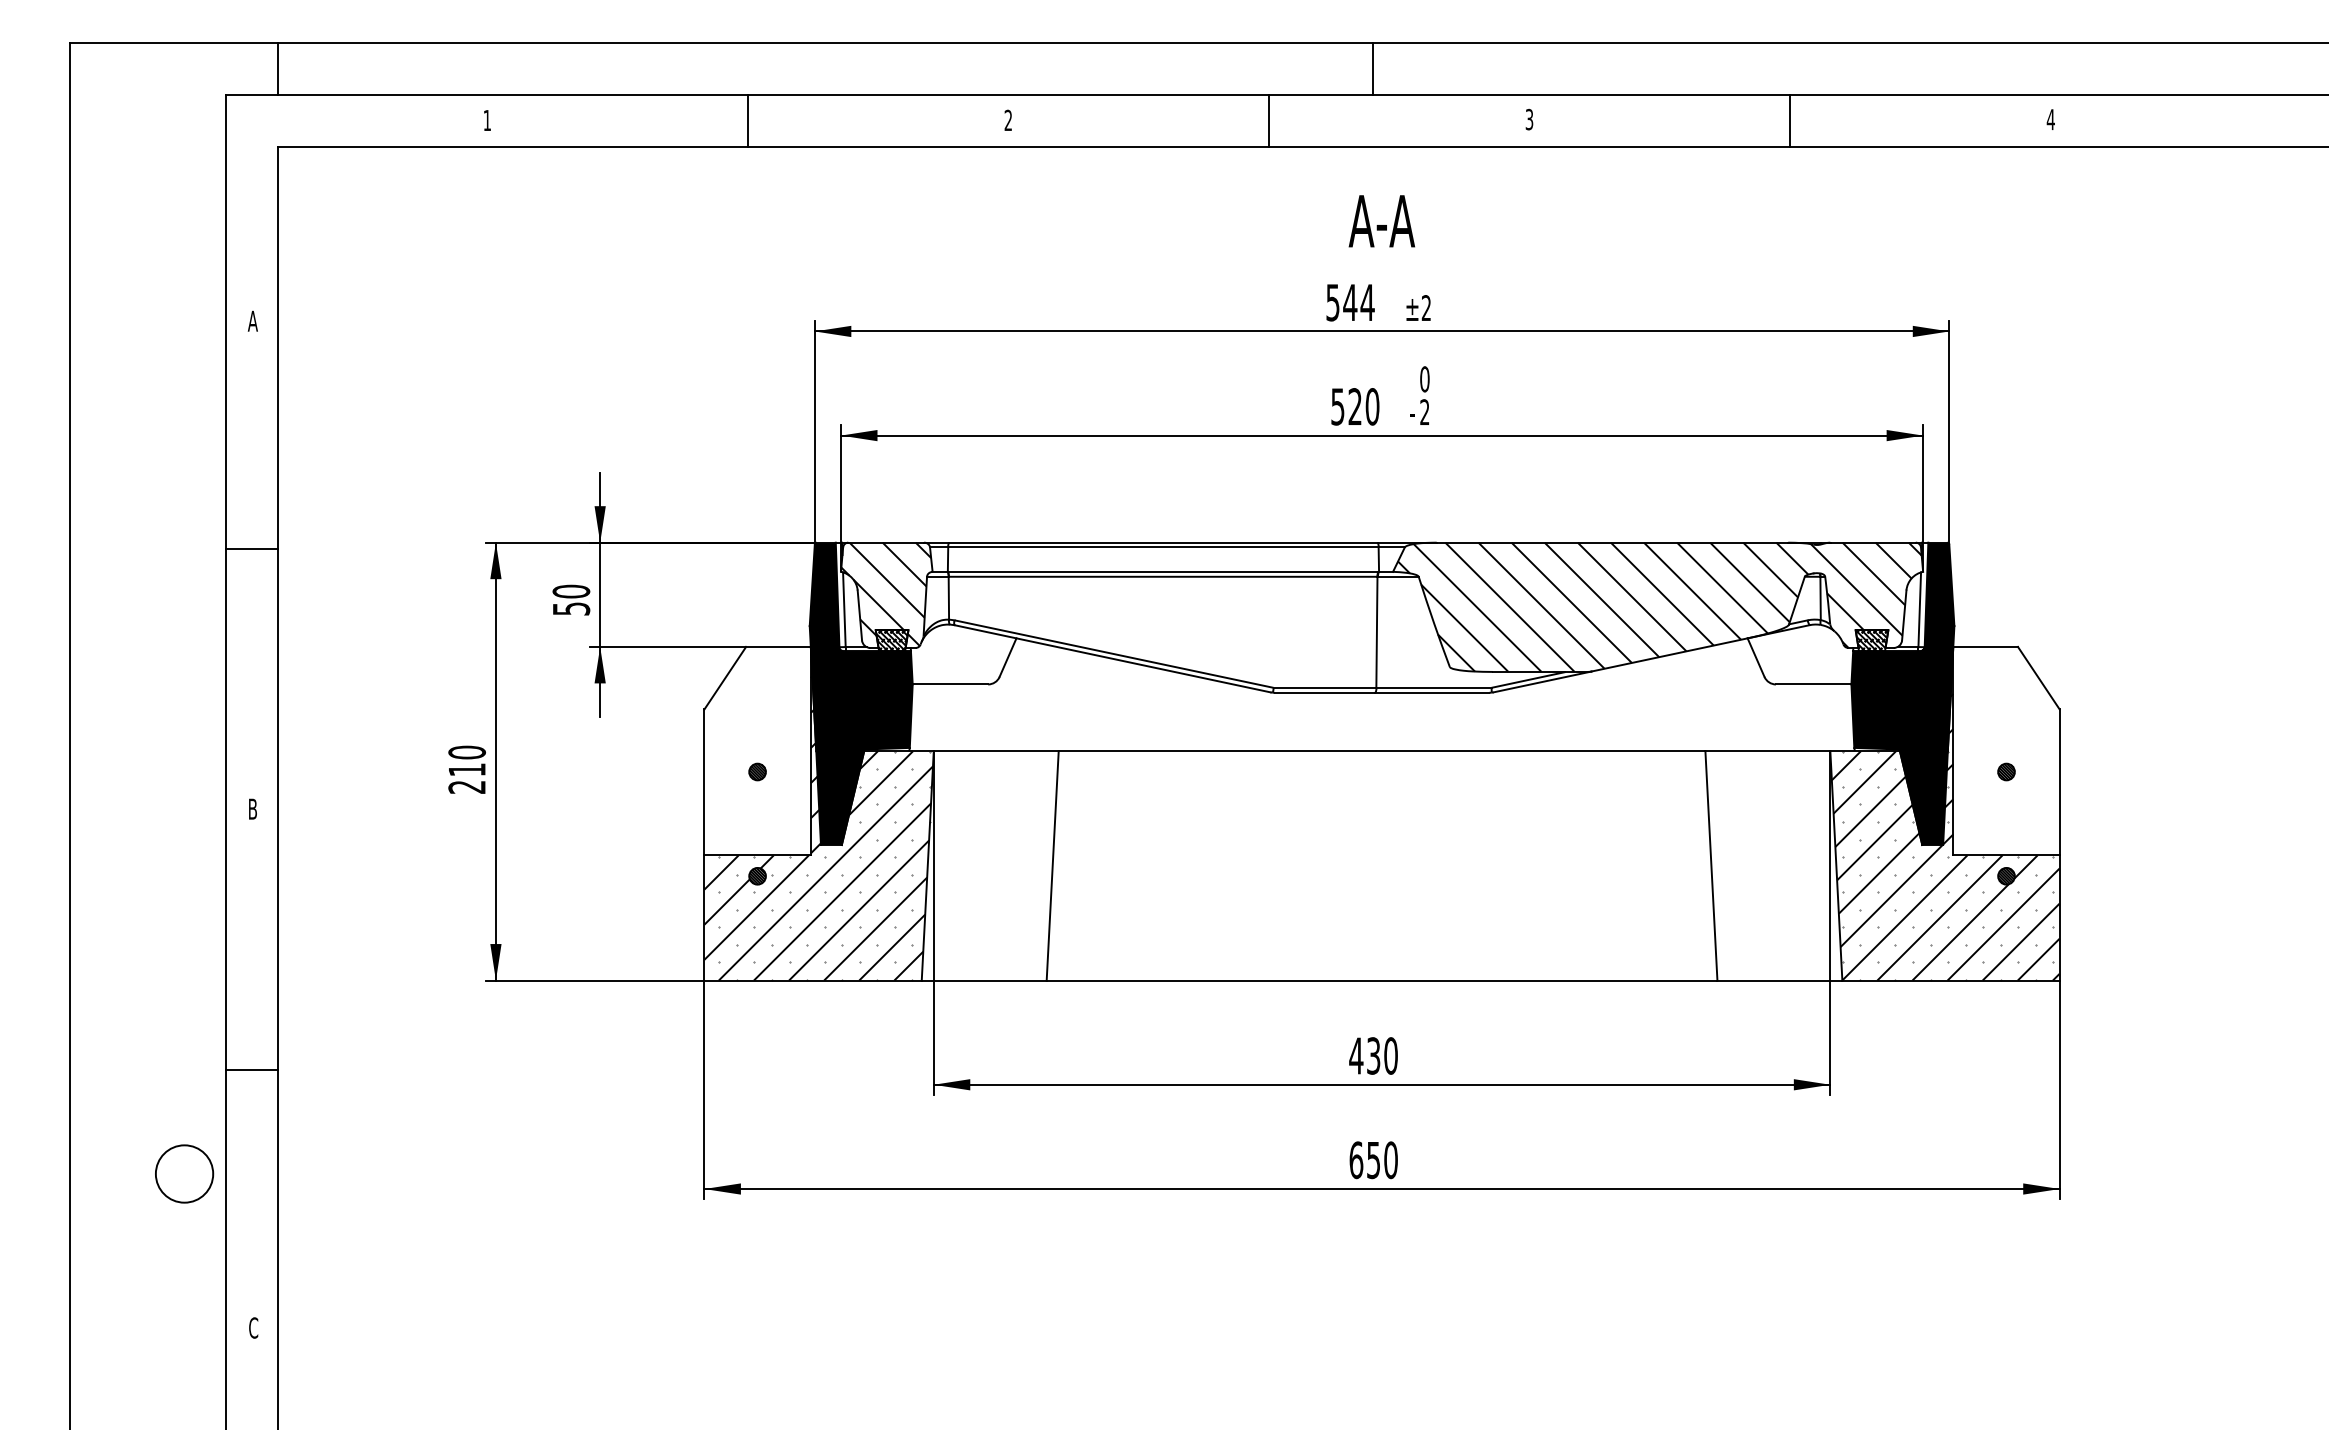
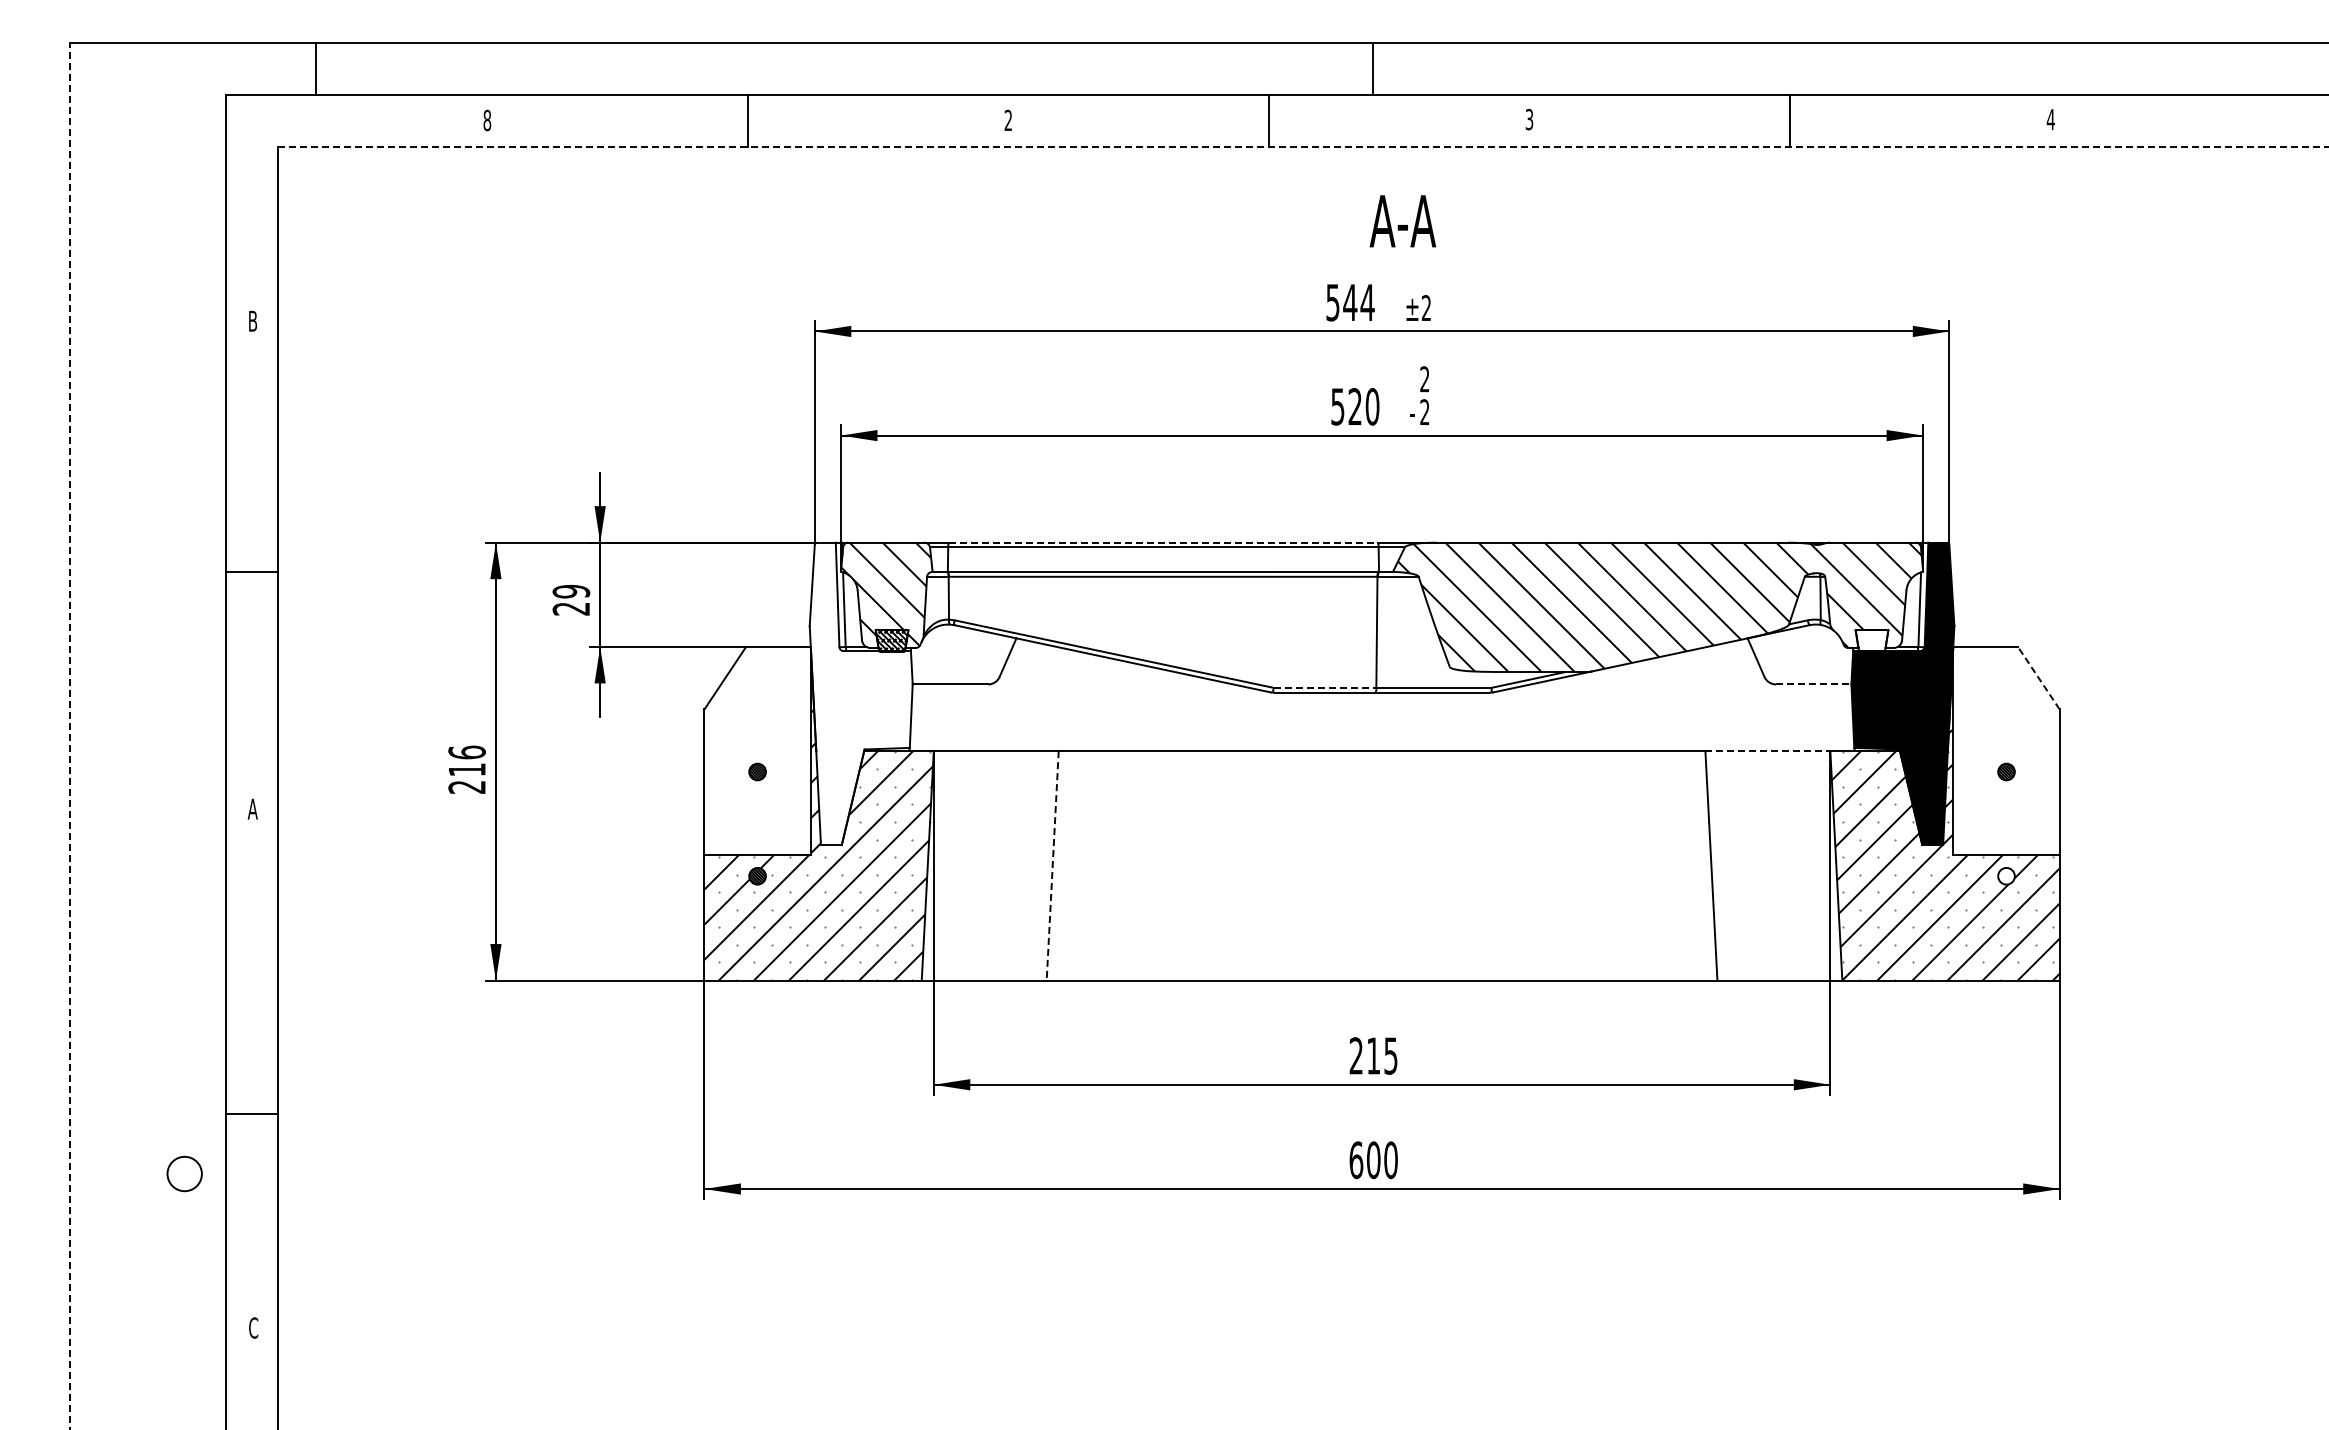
line position: (278, 68) -> (316, 68) (316, 68)
text: 1 -> 8 (487, 120)
line: solid -> dashed (1303, 147)
text position: (1381, 221) -> (1402, 221) (1402, 221)
text: A -> B (252, 320)
text: 0 -> 2 (1424, 379)
line: solid -> dashed (1163, 542)
line position: (252, 548) -> (252, 571) (252, 571)
text: 50 -> 29 (571, 599)
hatch: present -> none (1871, 641)
line: solid -> dashed (2038, 678)
line: solid -> dashed (1813, 684)
line: solid -> dashed (1325, 687)
fill: present -> none (860, 693)
line: solid -> dashed (69, 735)
line: solid -> dashed (1768, 751)
text: 210 -> 216 (466, 752)
text: B -> A (252, 808)
line: solid -> dashed (1052, 865)
hatch: present -> none (2006, 875)
text: 430 -> 215 (1373, 1055)
line position: (252, 1069) -> (252, 1113) (252, 1113)
text: 650 -> 600 (1373, 1160)
circle size: 60x60 px -> 37x38 px (184, 1173)
